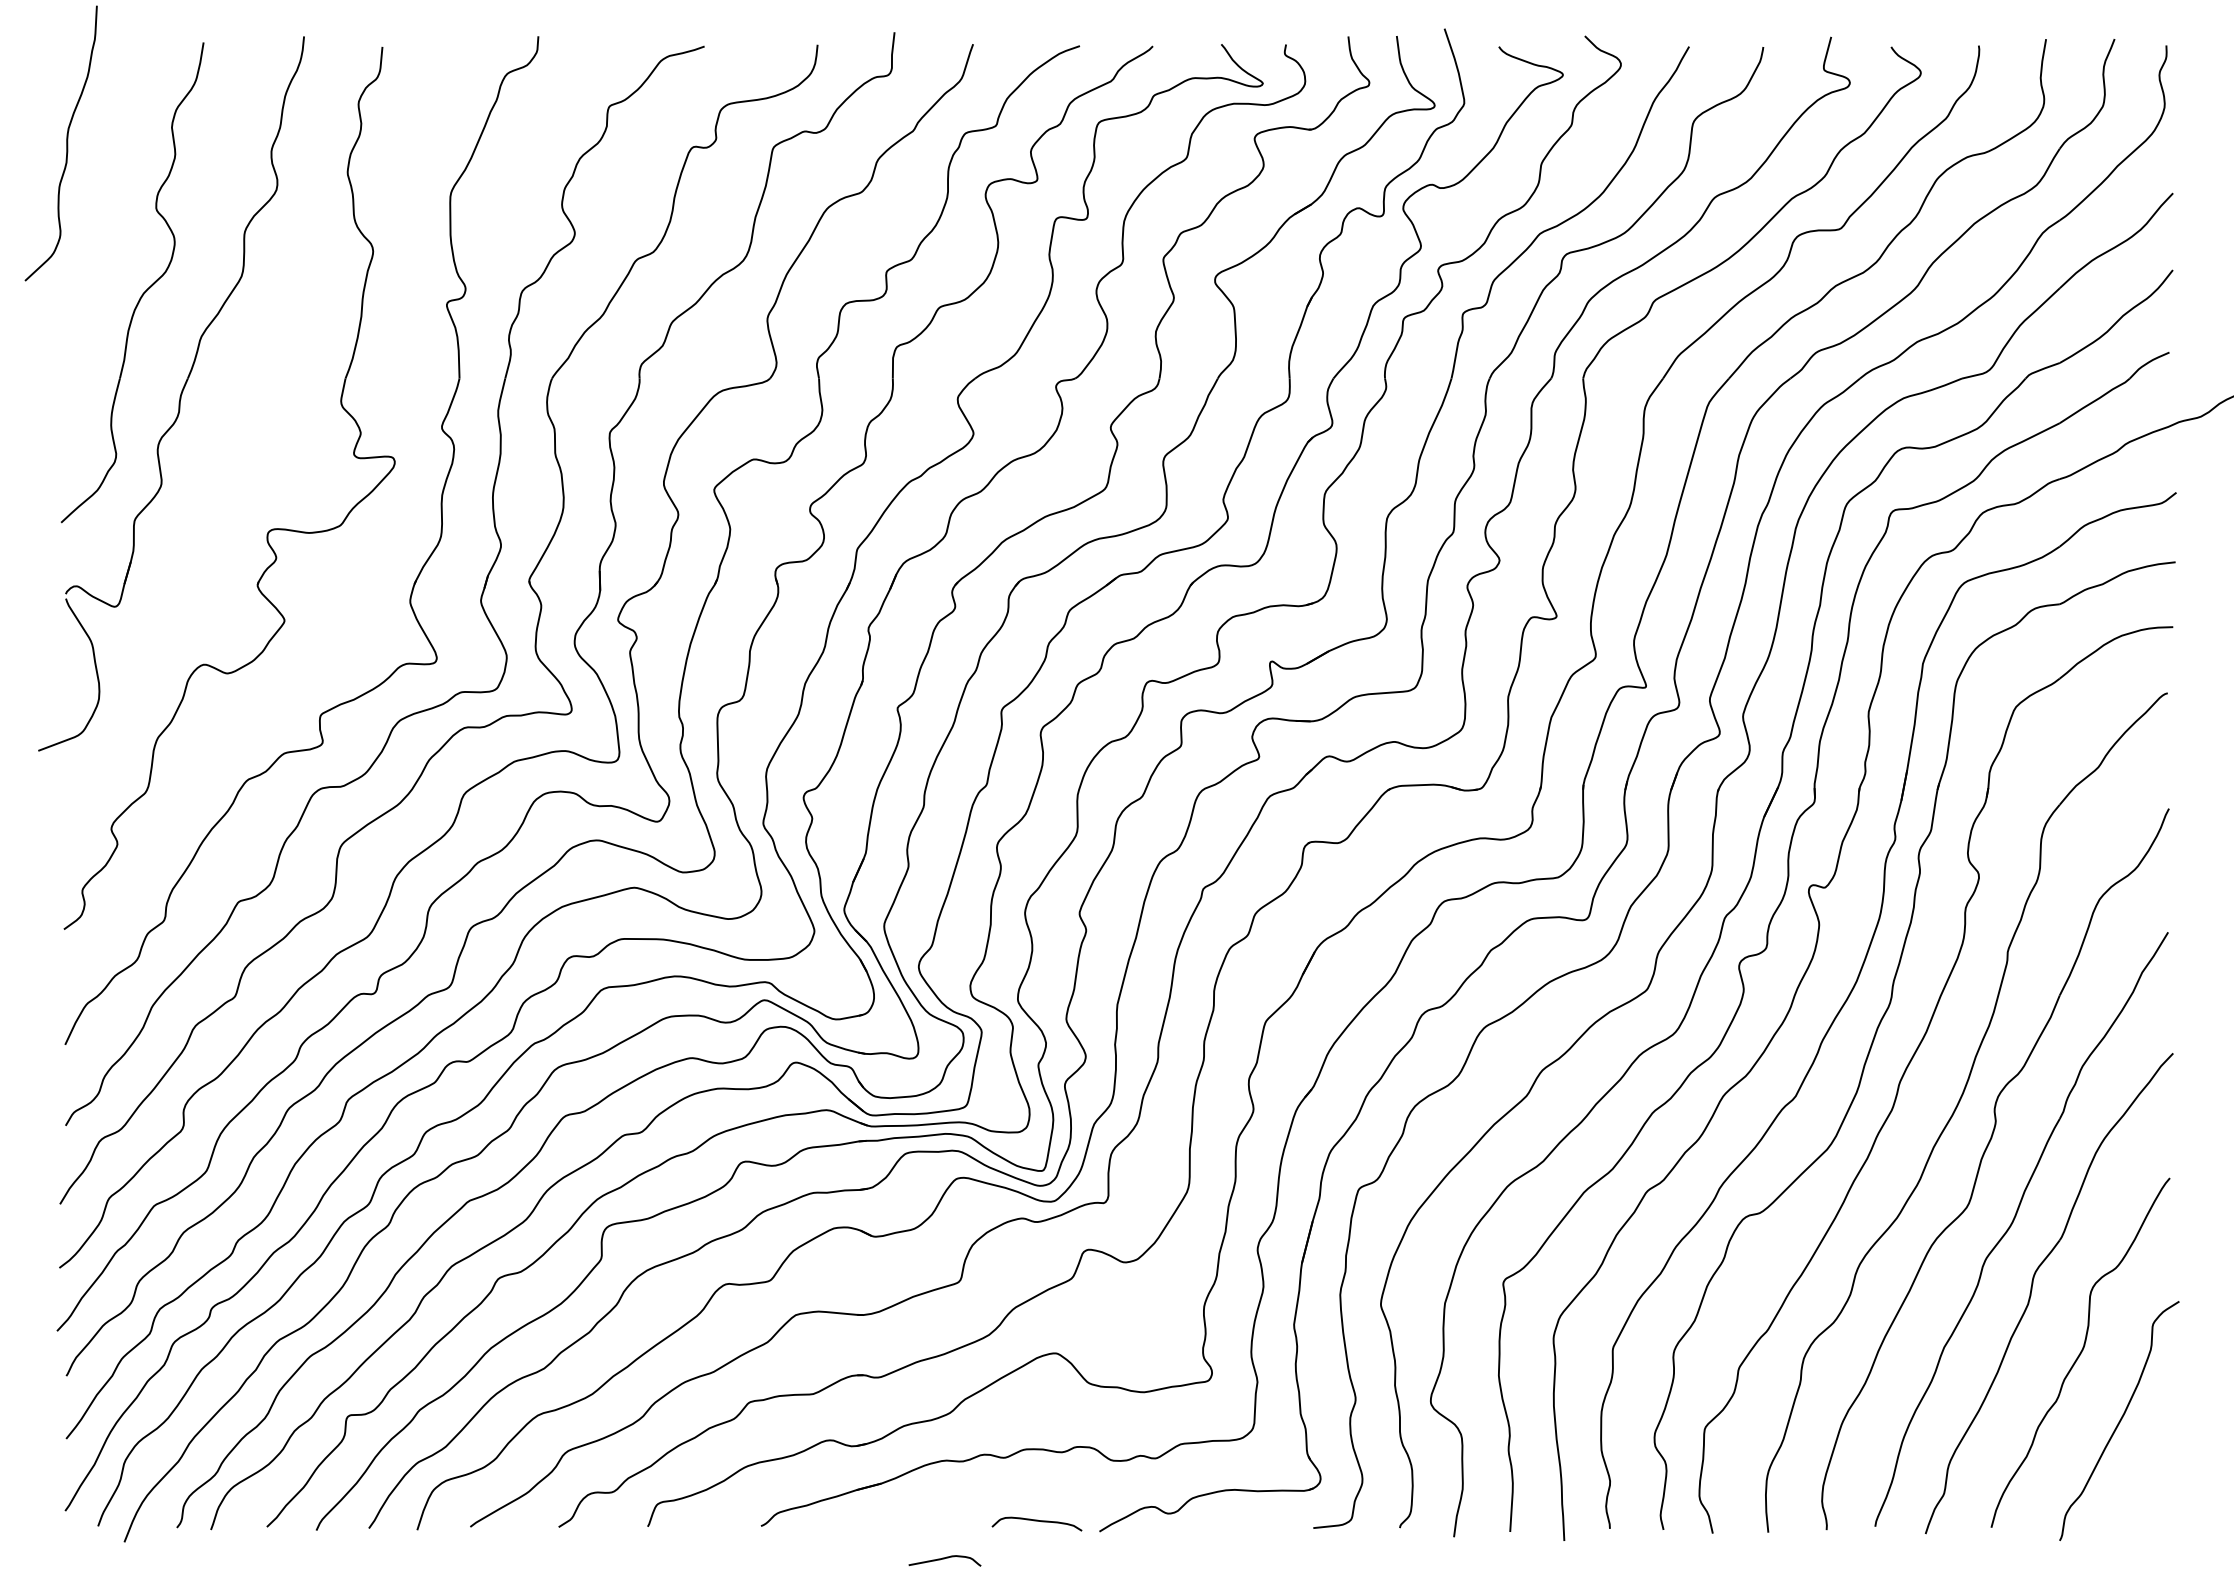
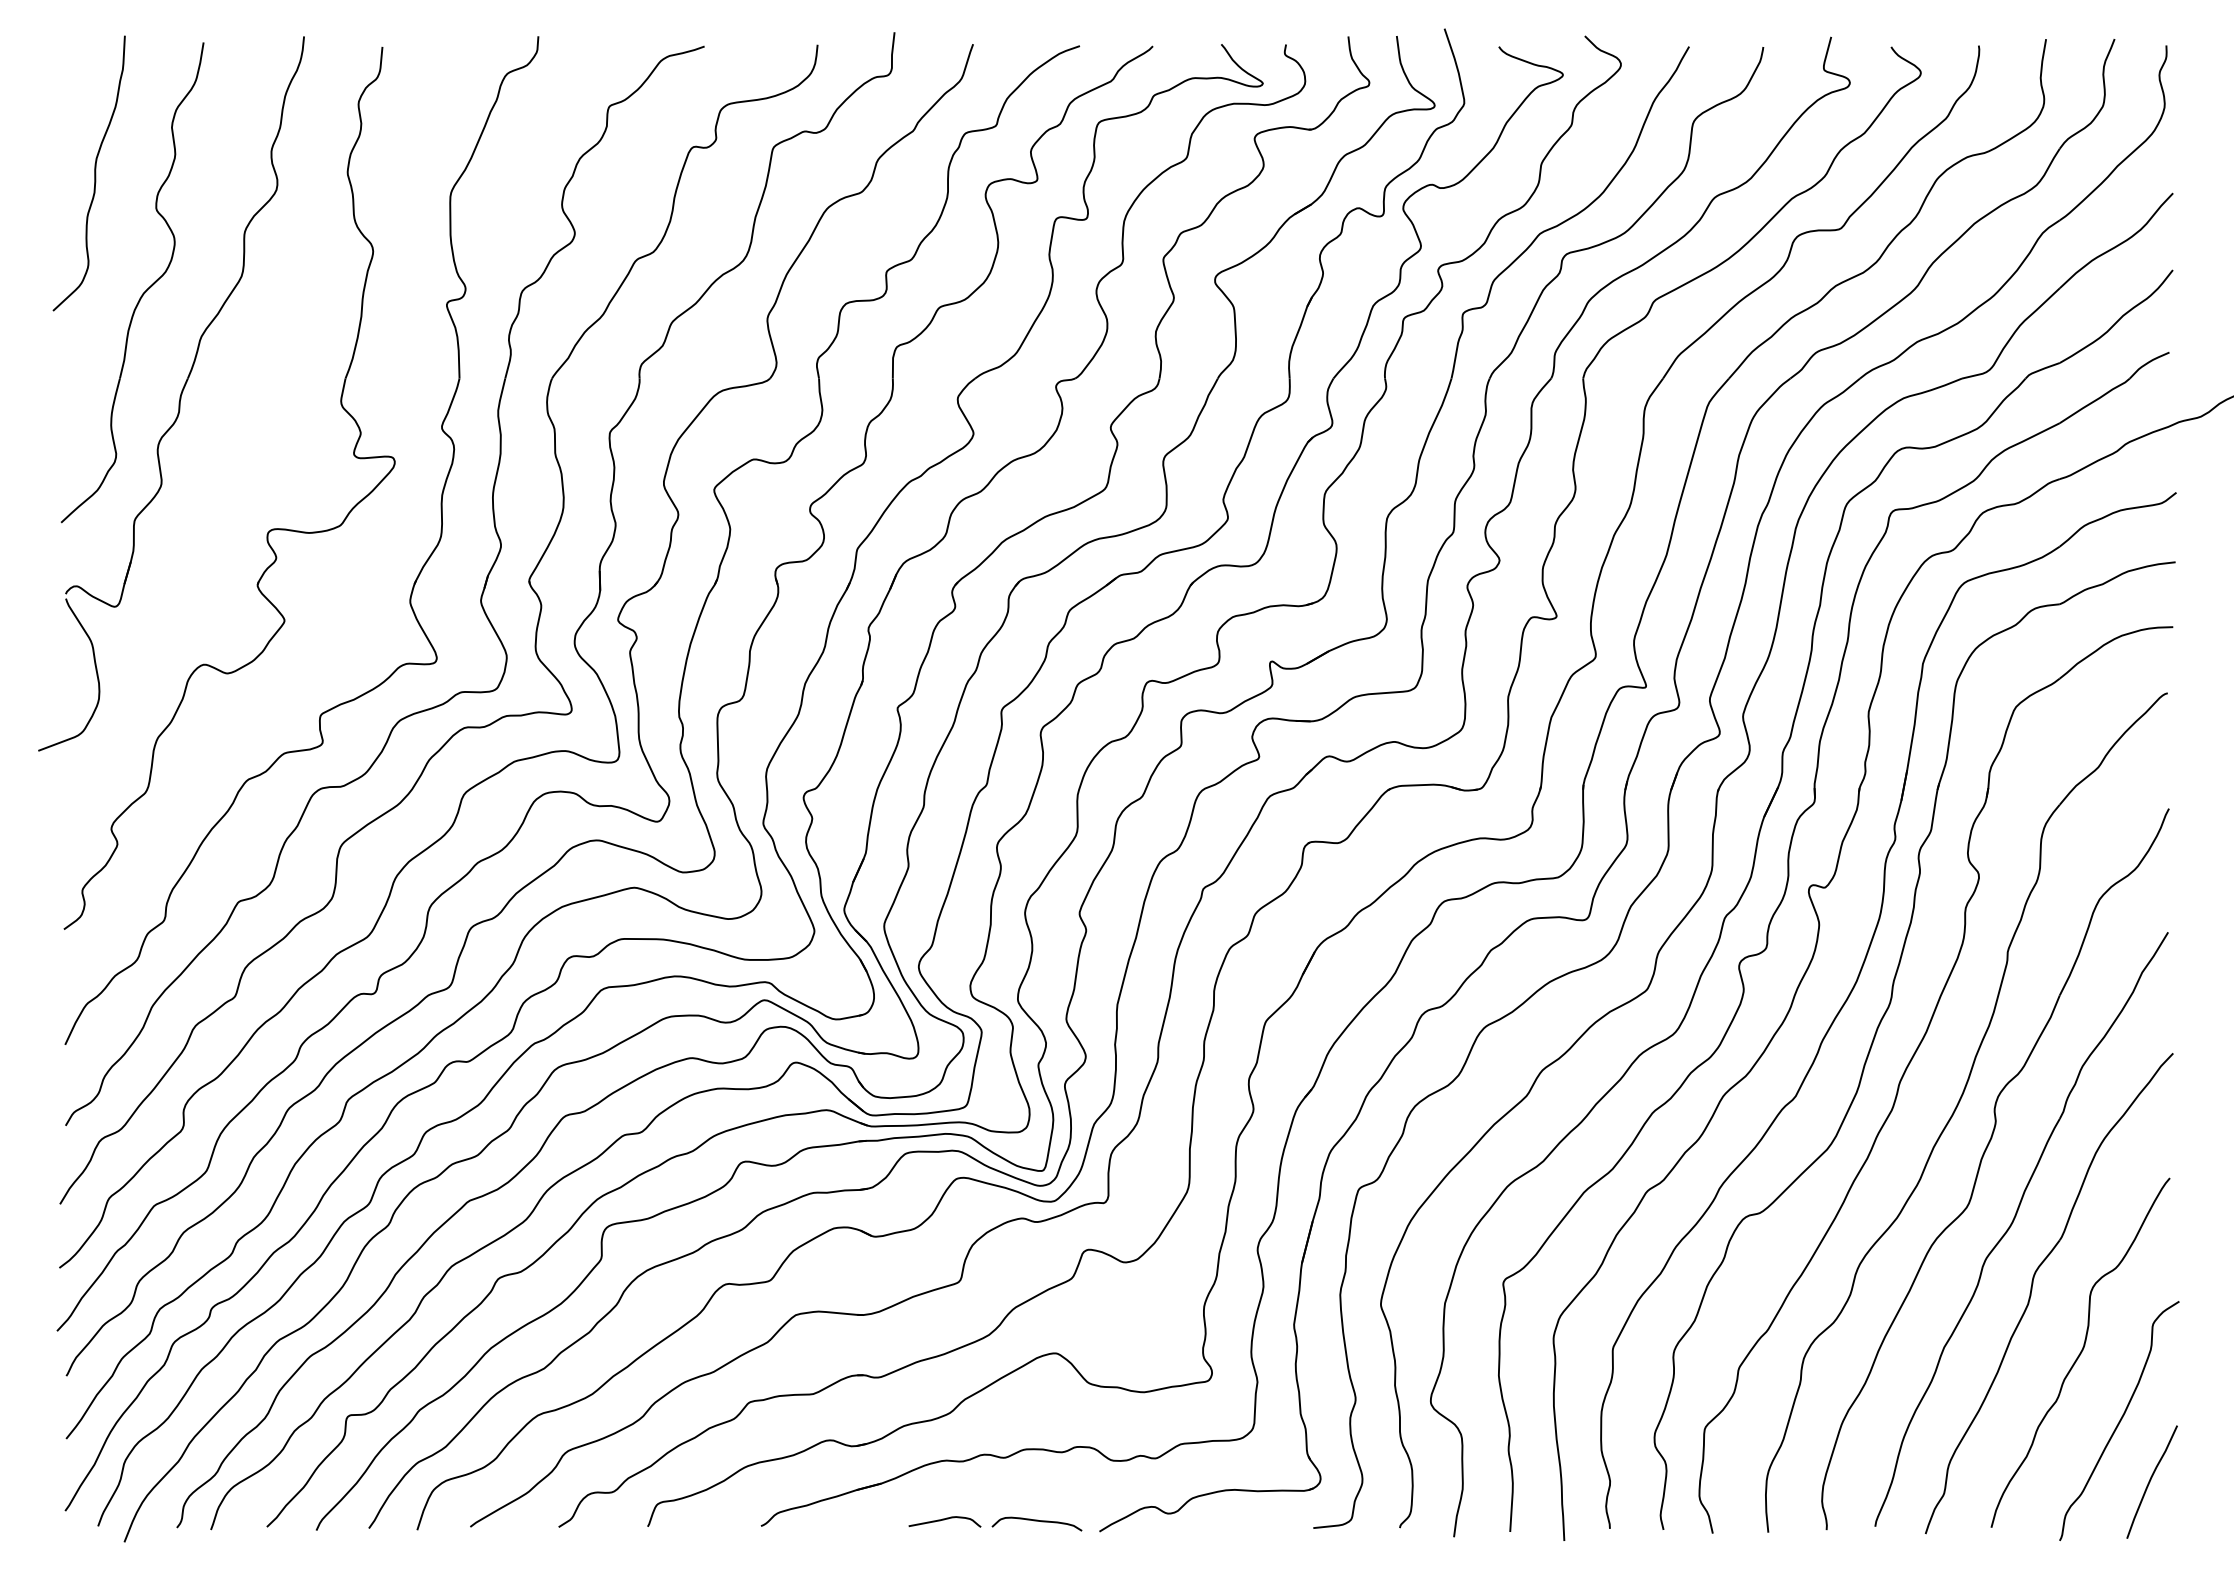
curve position: (66, 143) -> (94, 173) (94, 173)
curve: none -> present (2151, 1480)
curve position: (944, 1559) -> (944, 1520) (944, 1520)
